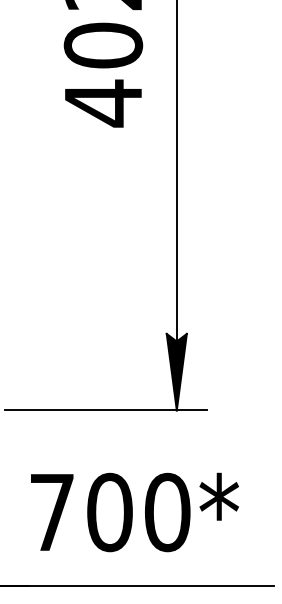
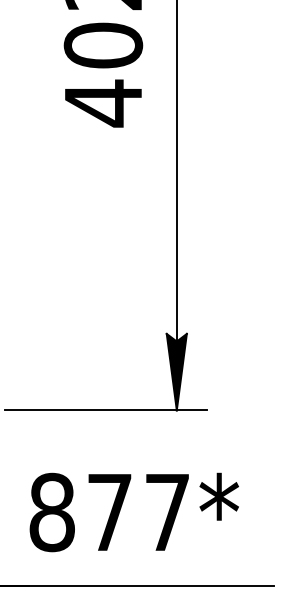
text: 700* -> 877* (109, 512)
